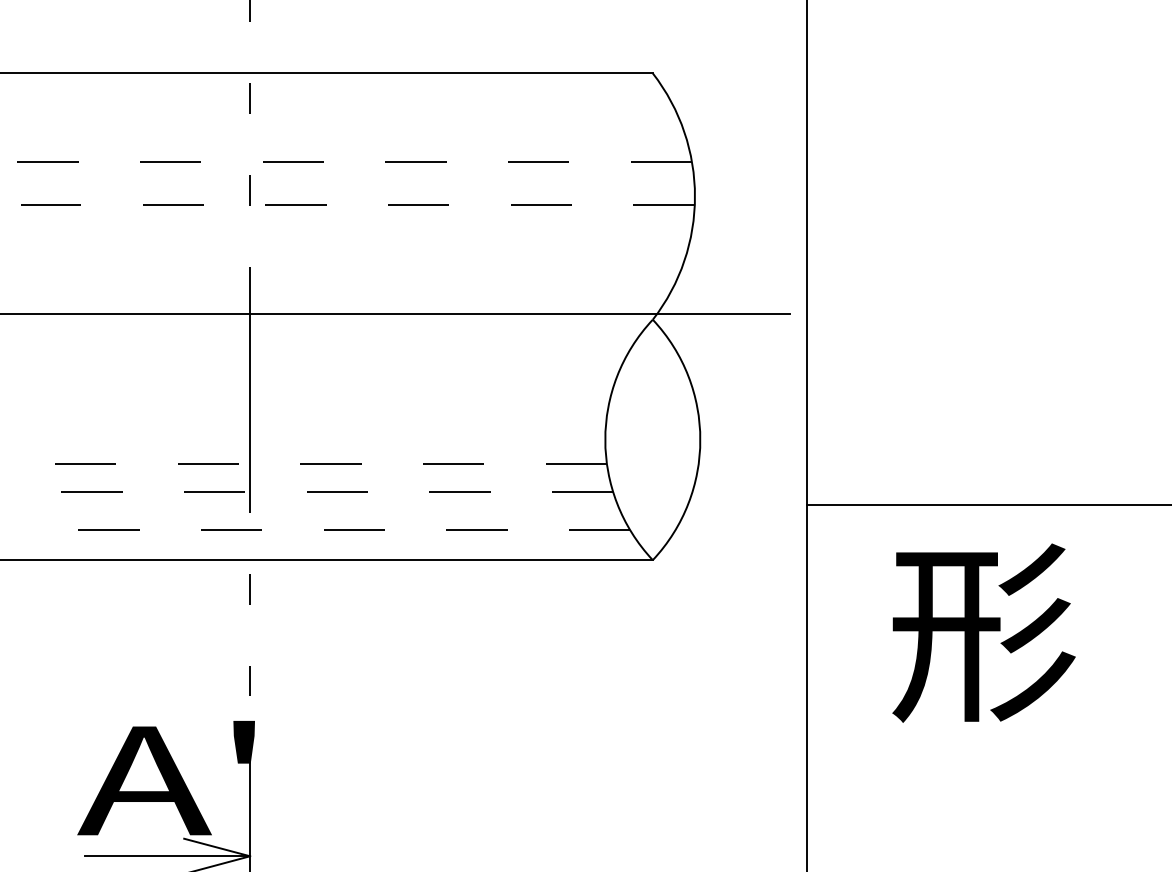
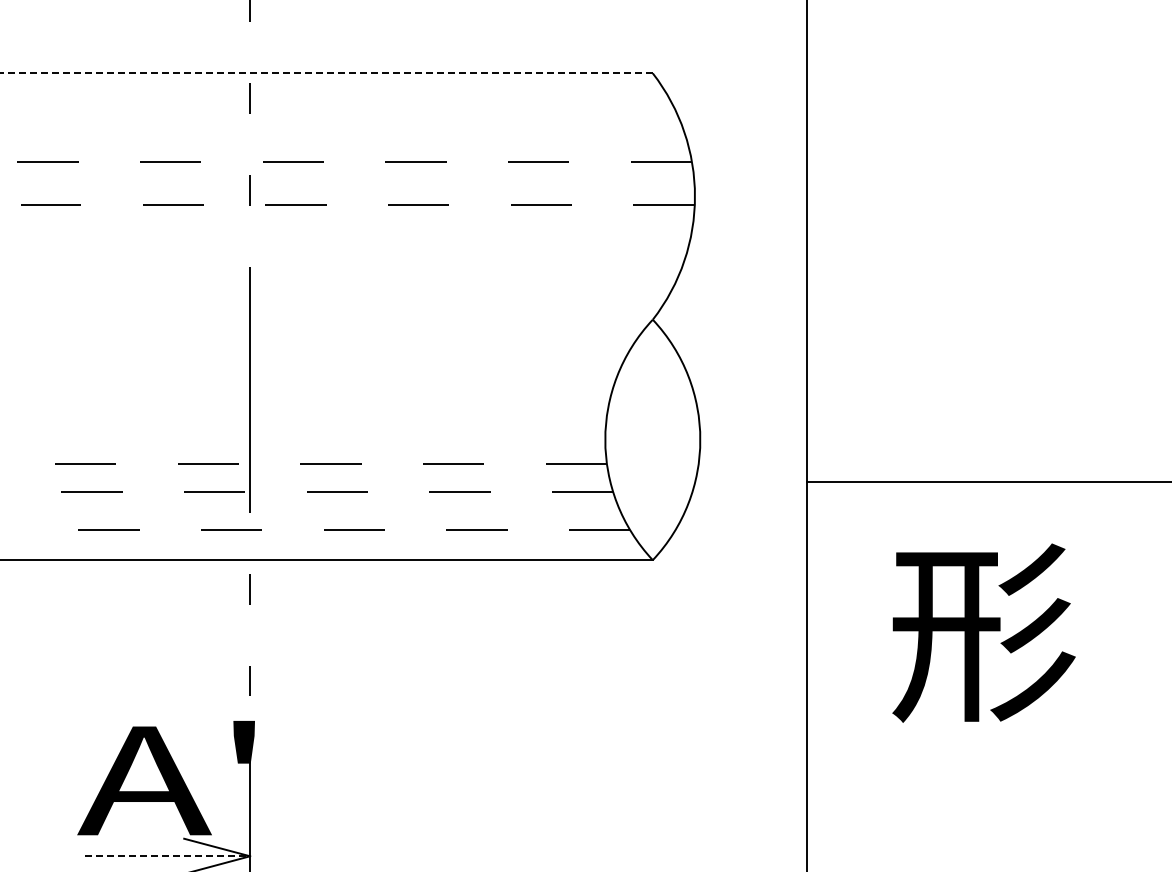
line: solid -> dashed (326, 73)
line: present -> none (396, 313)
line position: (987, 504) -> (987, 481) (987, 481)
line: solid -> dashed (168, 856)
